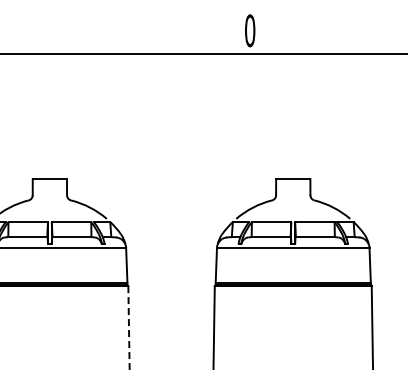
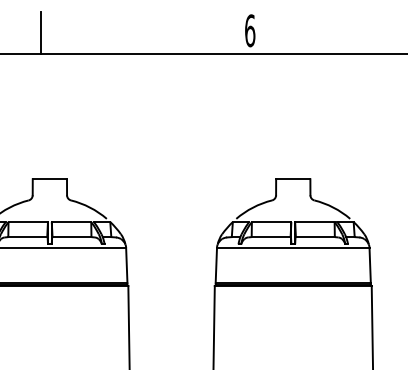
text: 0 -> 6 (250, 30)
line: none -> present (40, 32)
line: dashed -> solid (129, 327)
